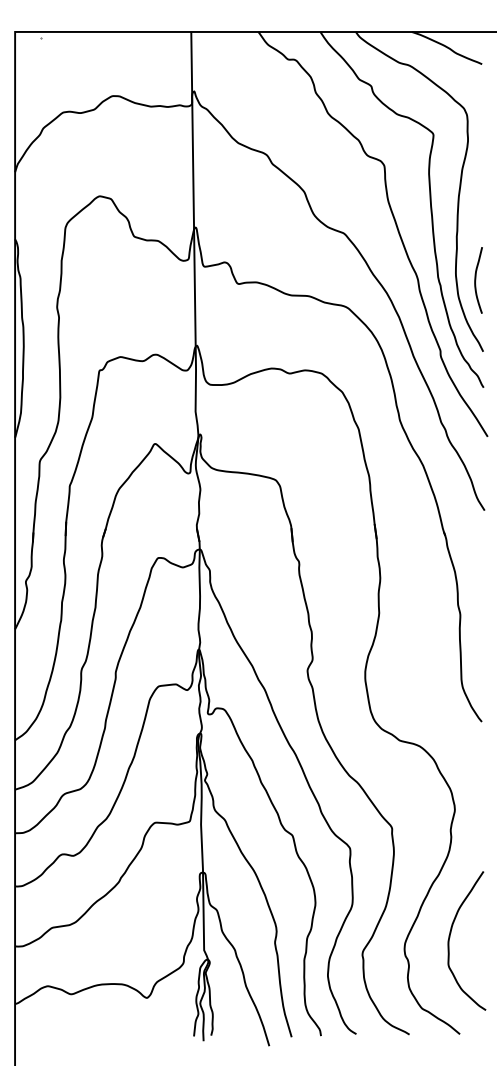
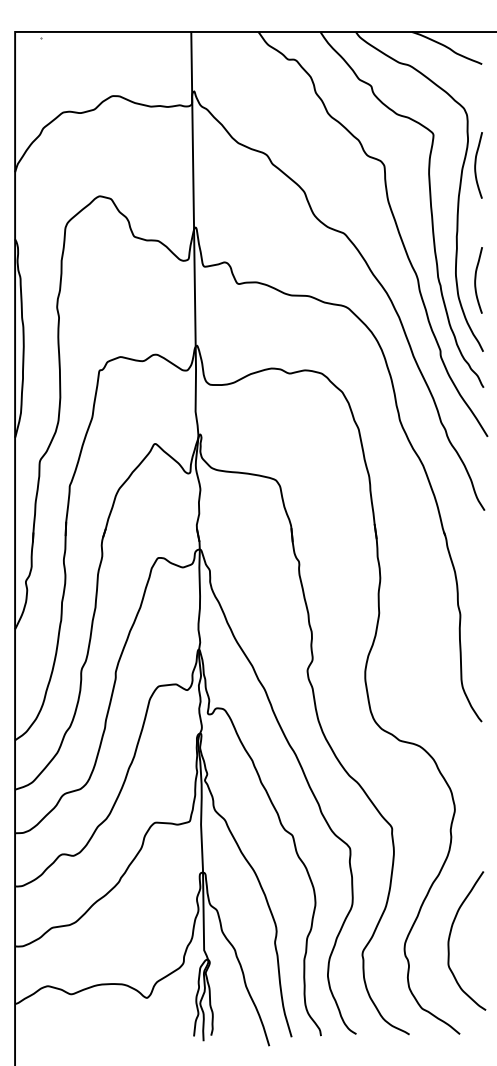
curve: none -> present (476, 165)
